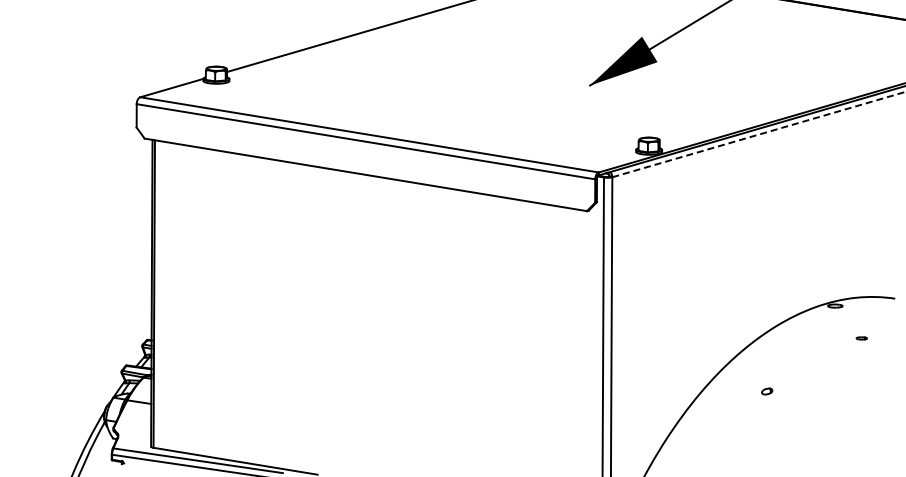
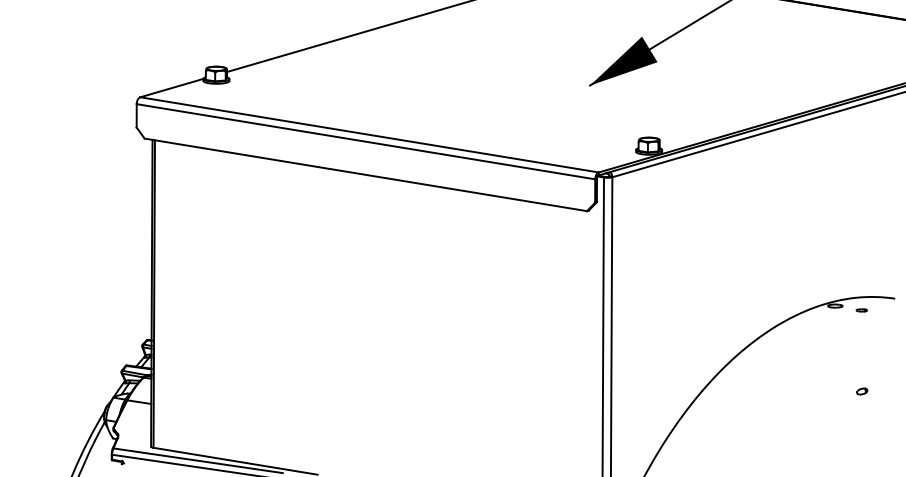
line: dashed -> solid (759, 134)
part position: (861, 338) -> (861, 310) (861, 310)
part position: (767, 391) -> (862, 391) (862, 391)
